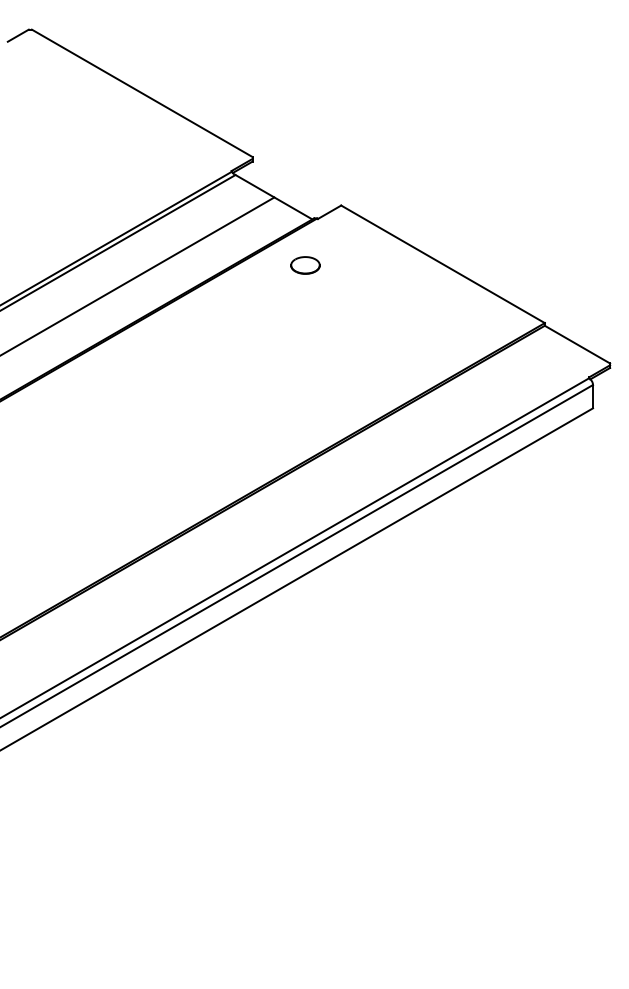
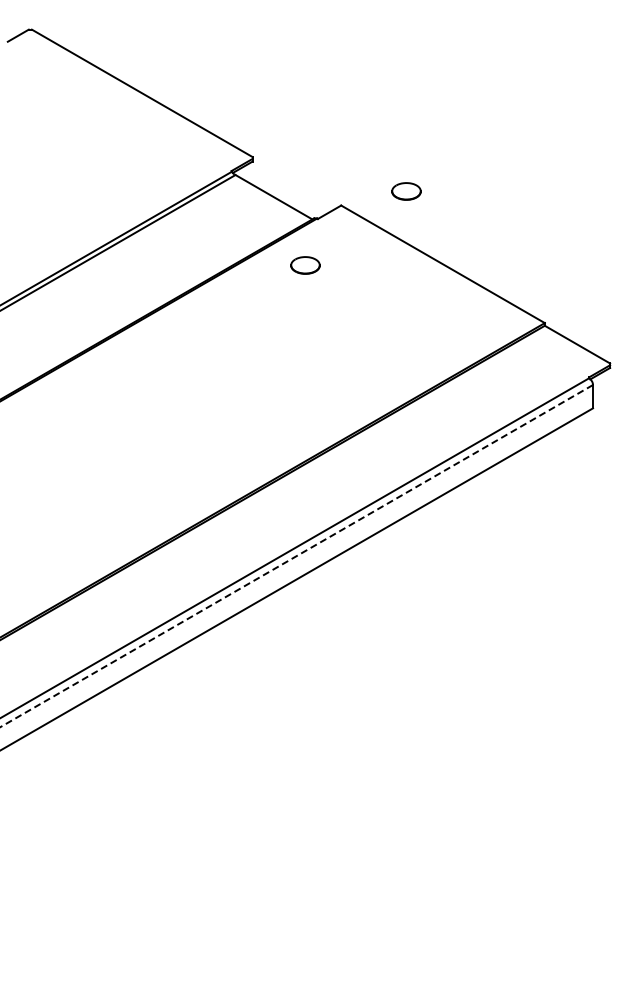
part: none -> present (406, 191)
line: present -> none (138, 275)
line: solid -> dashed (296, 556)
